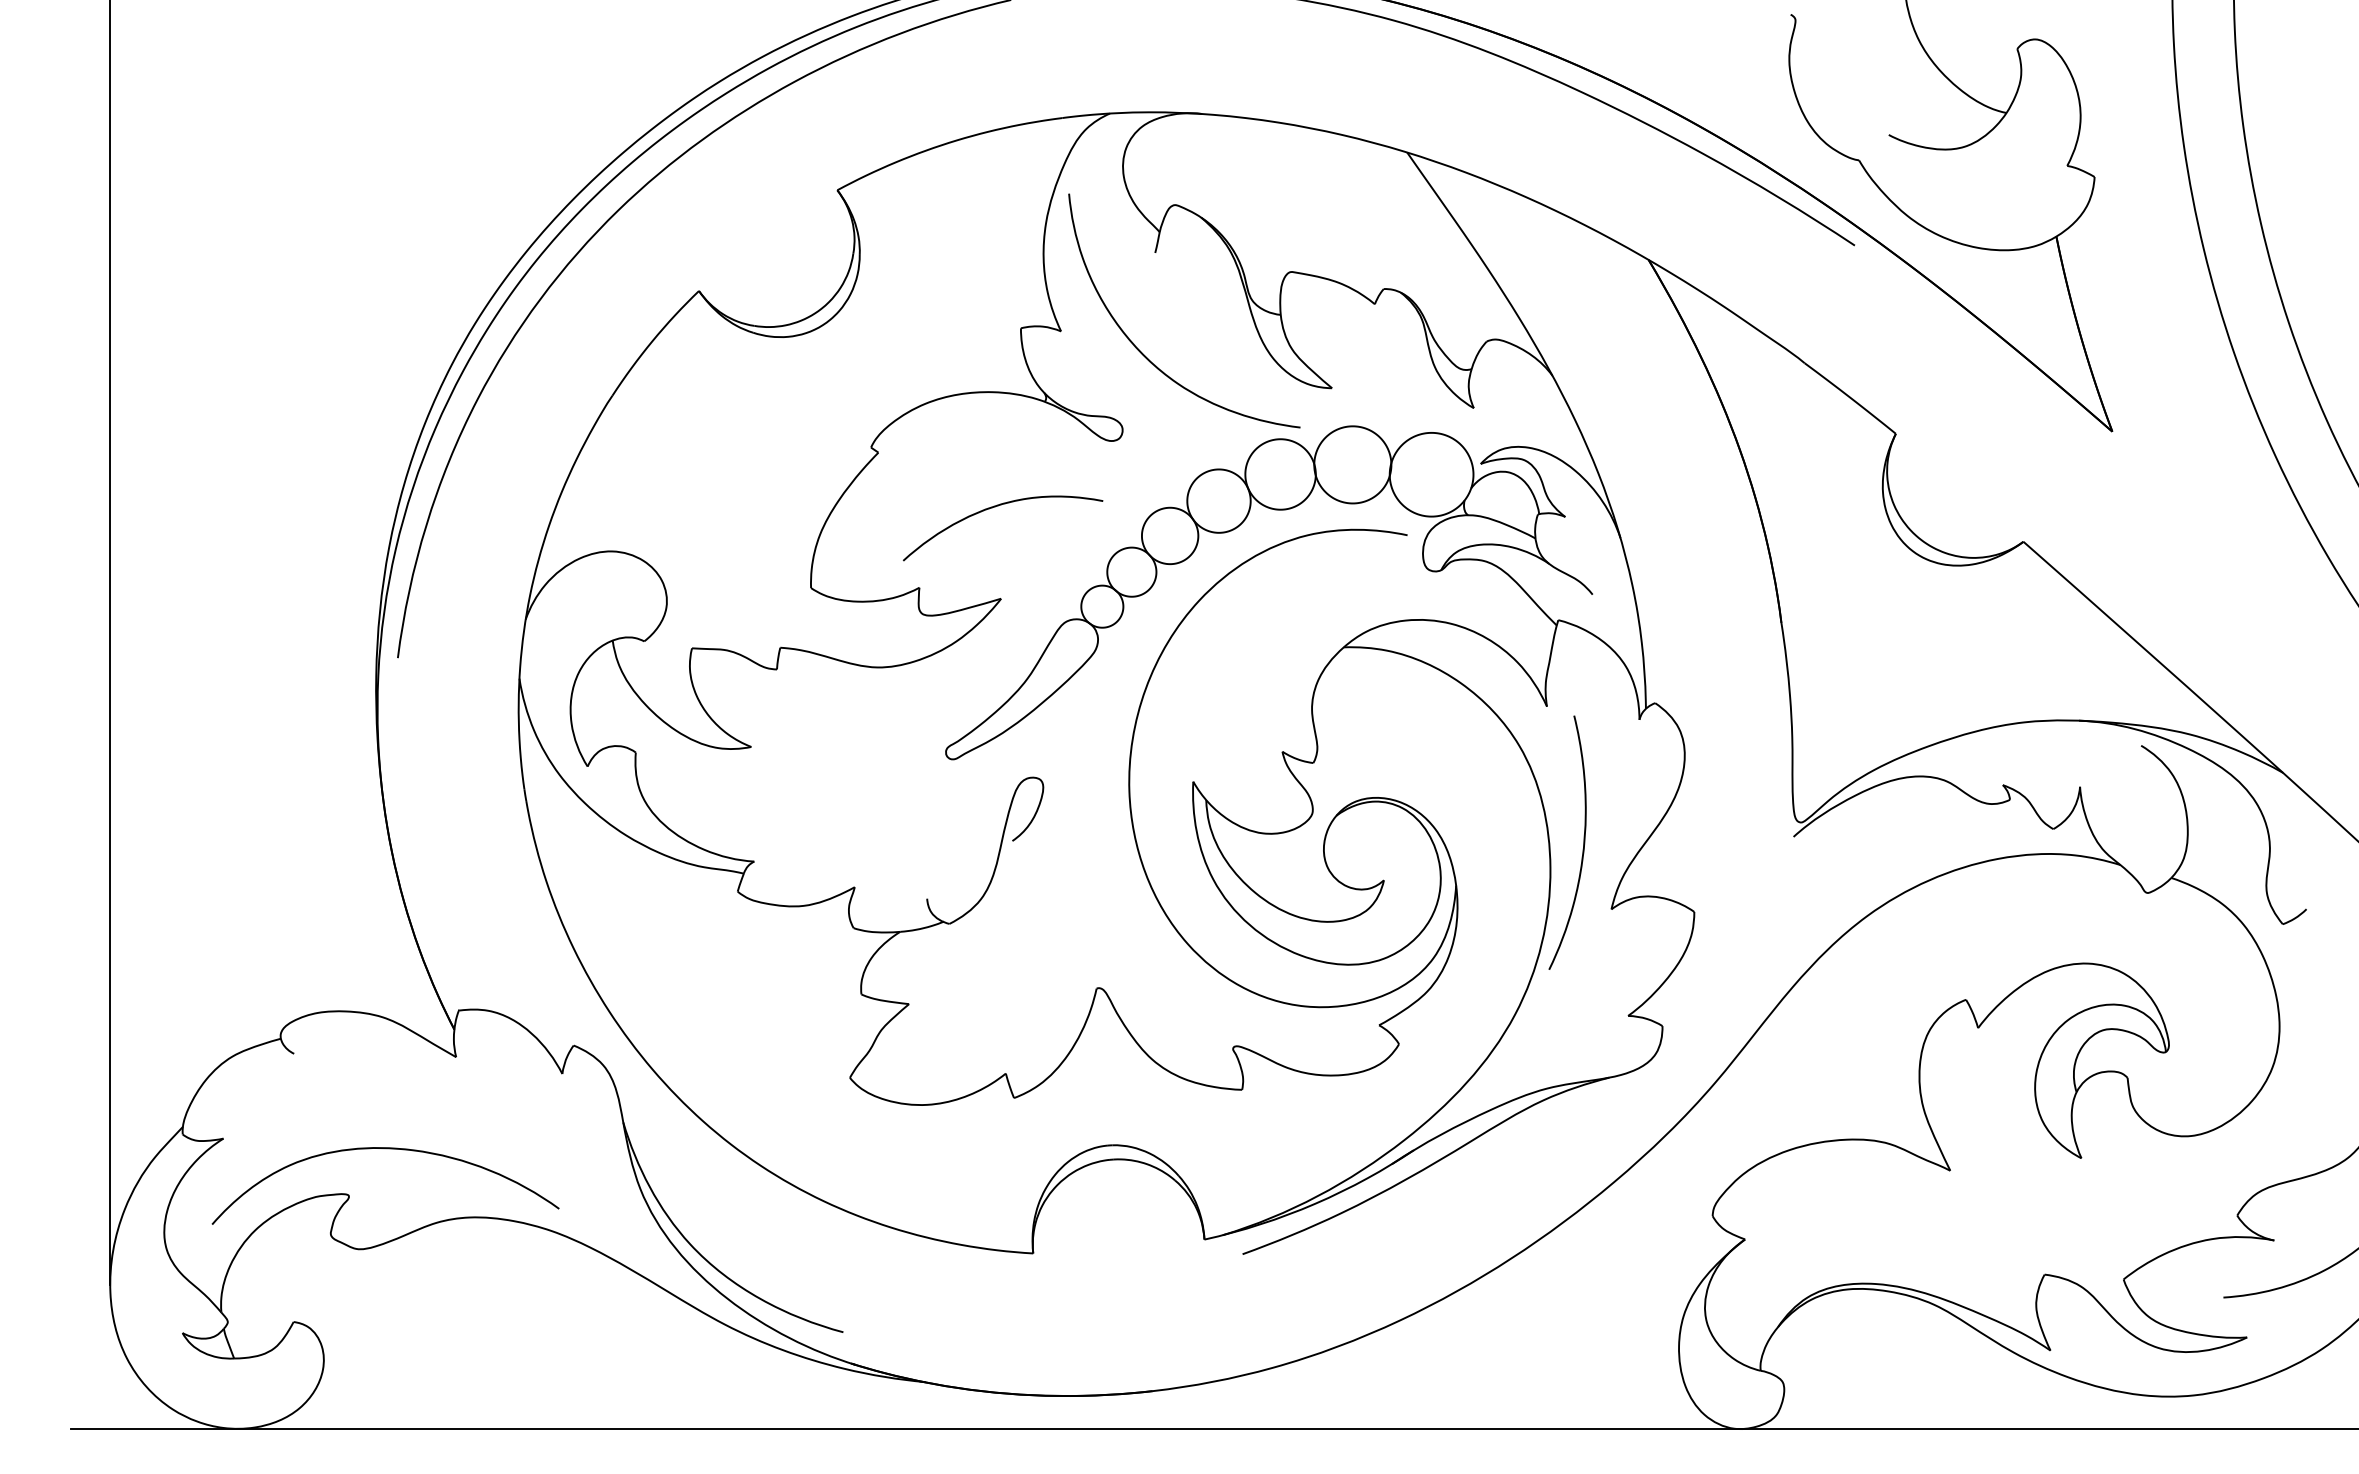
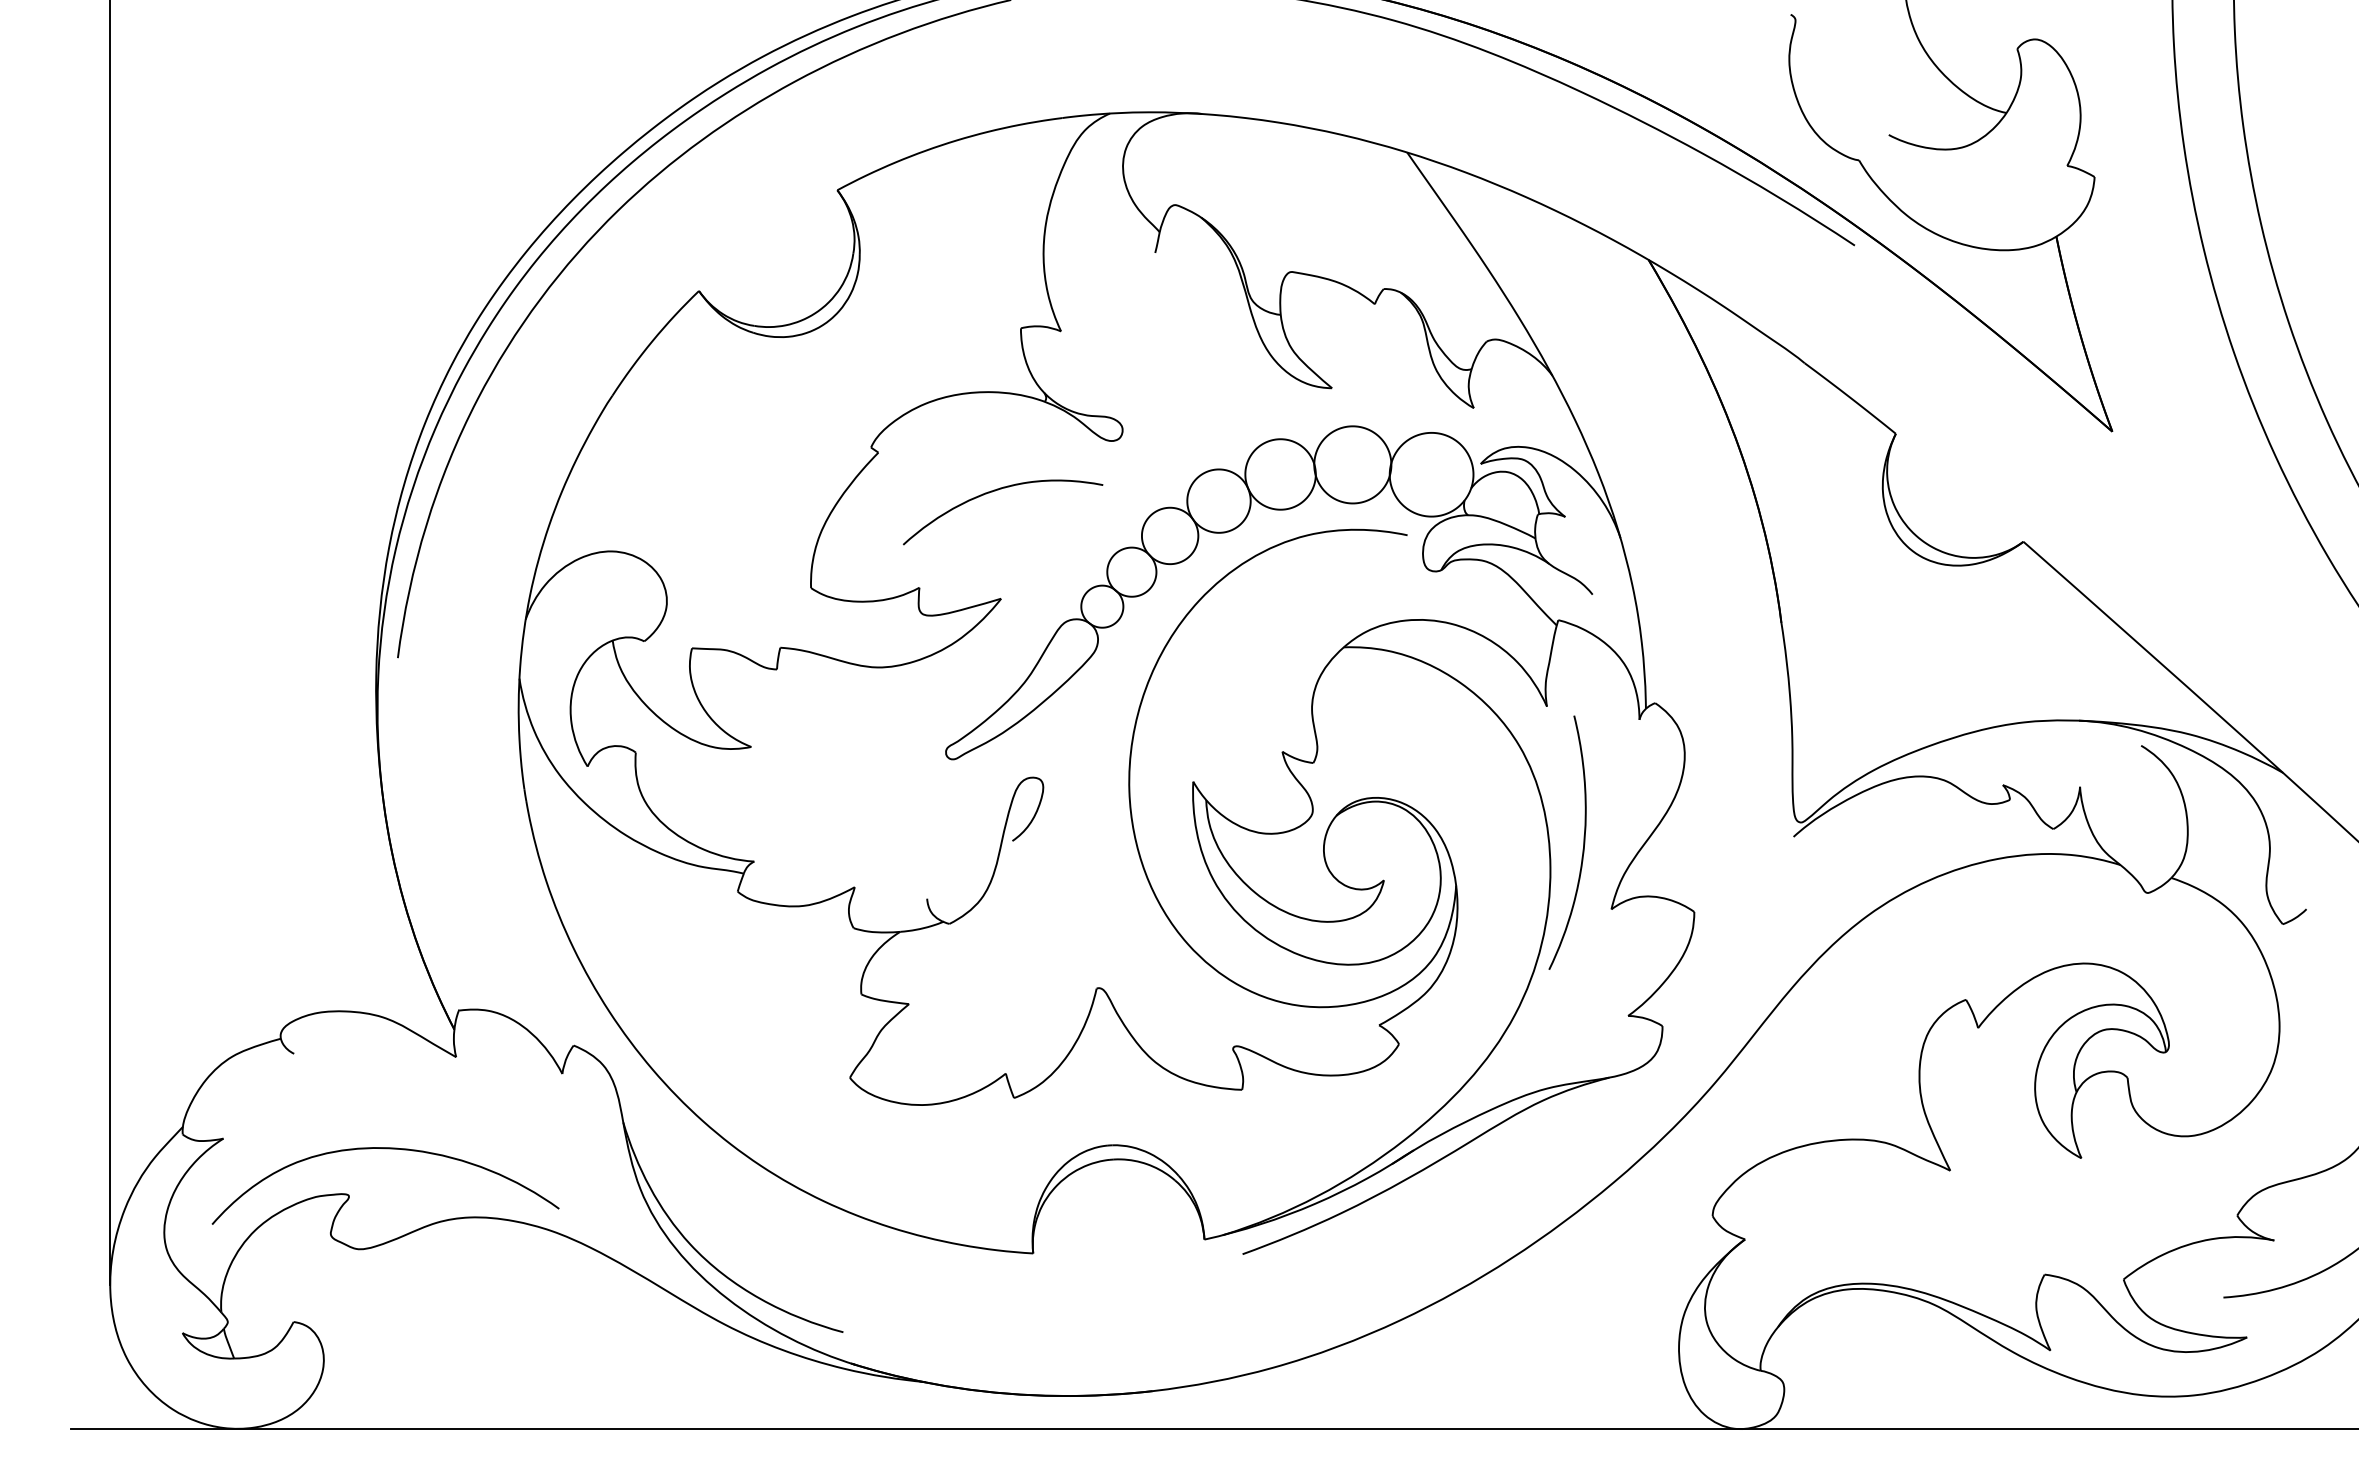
curve: present -> none (1142, 352)
curve position: (995, 507) -> (995, 491) (995, 491)
